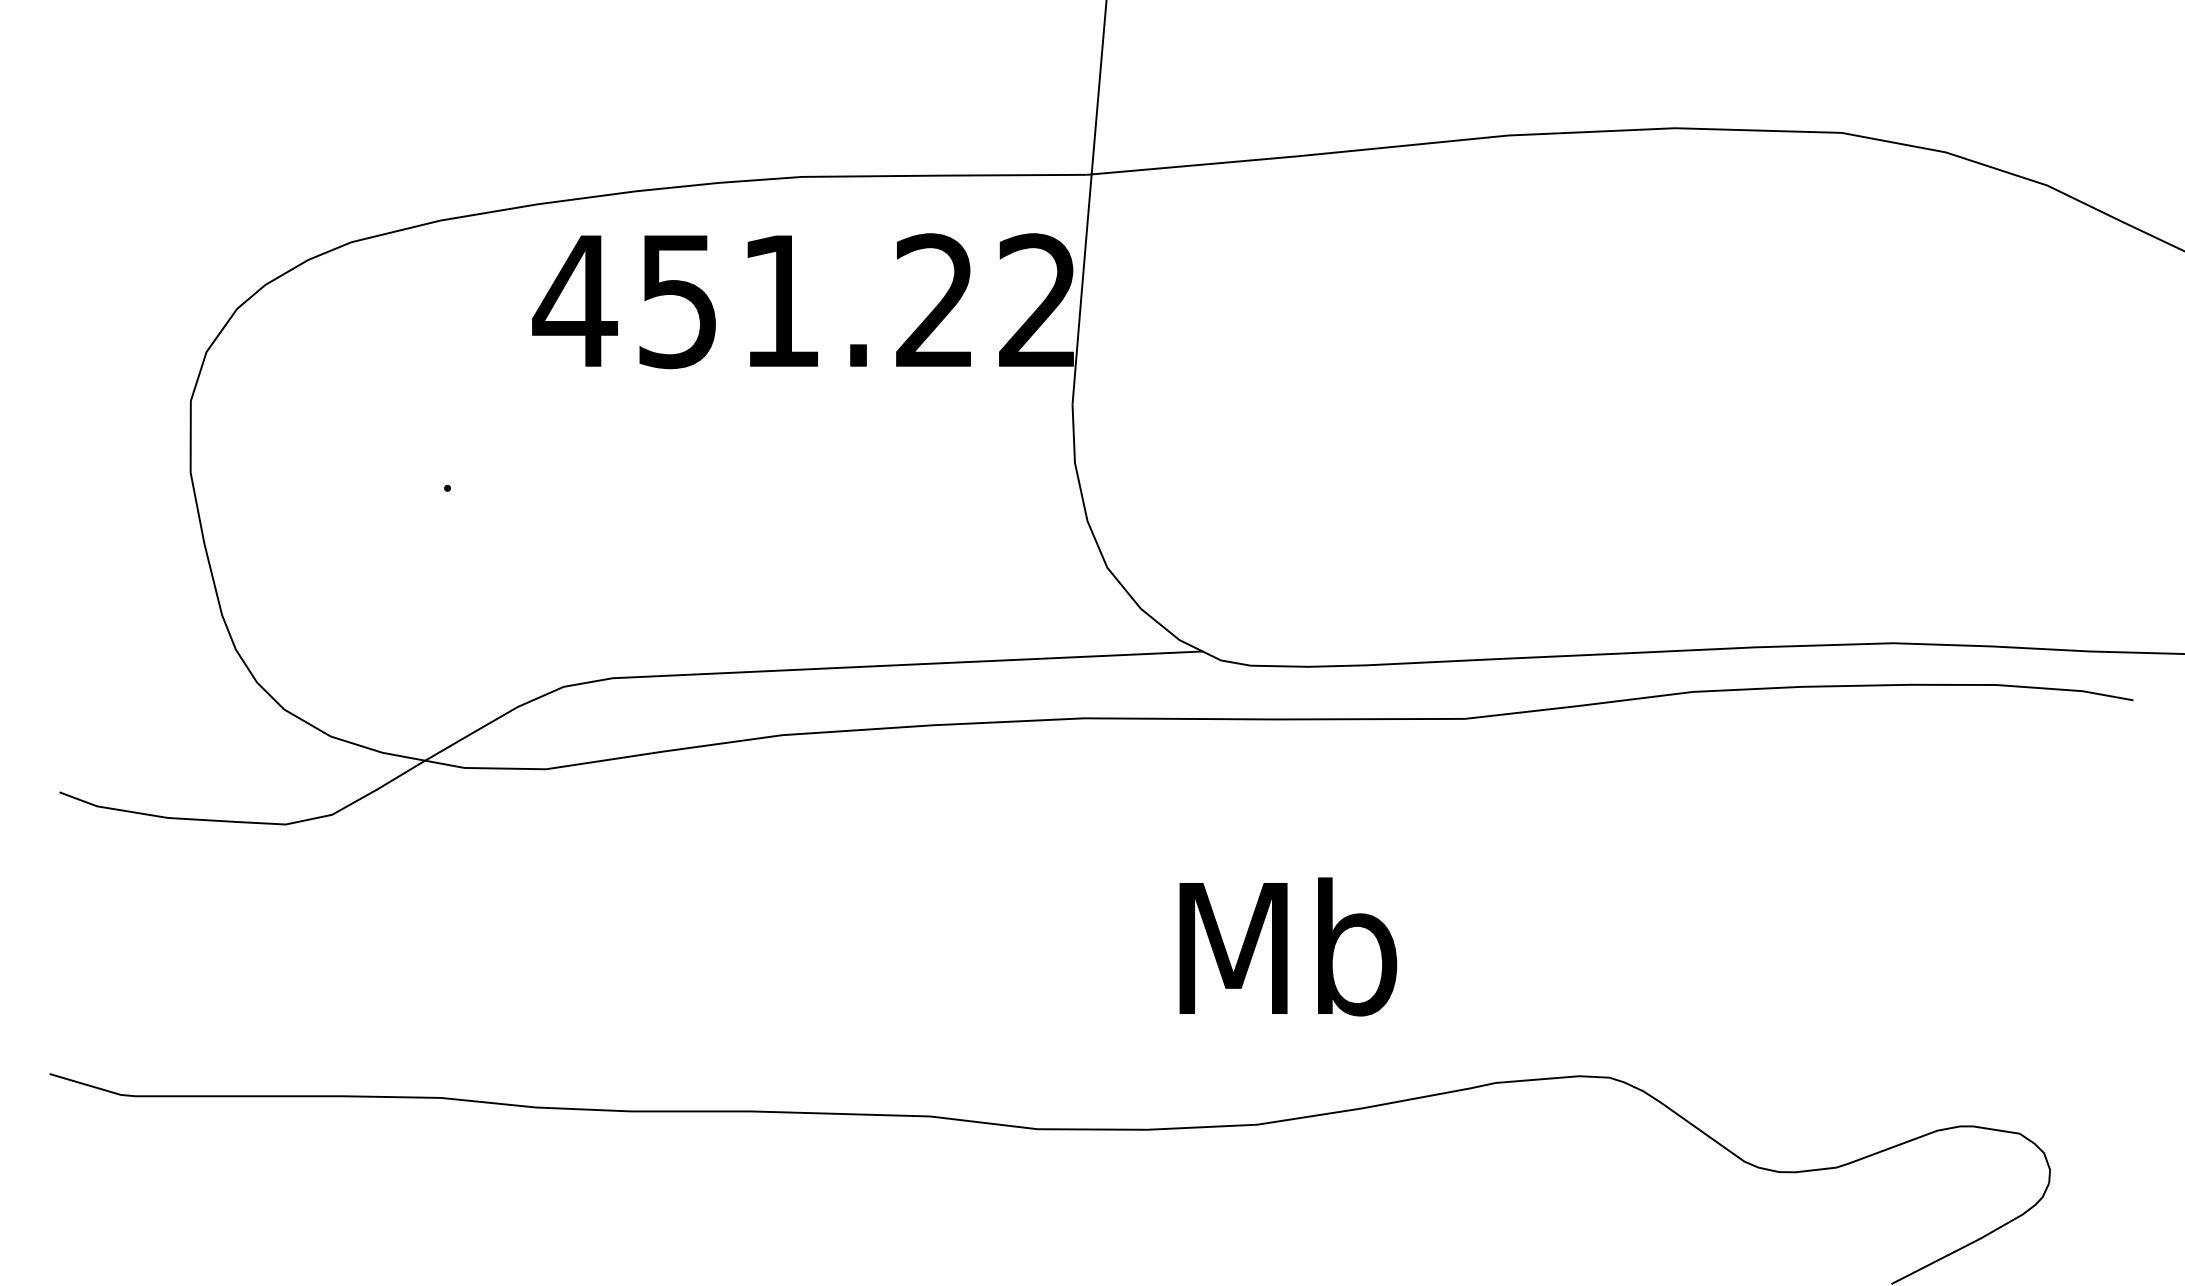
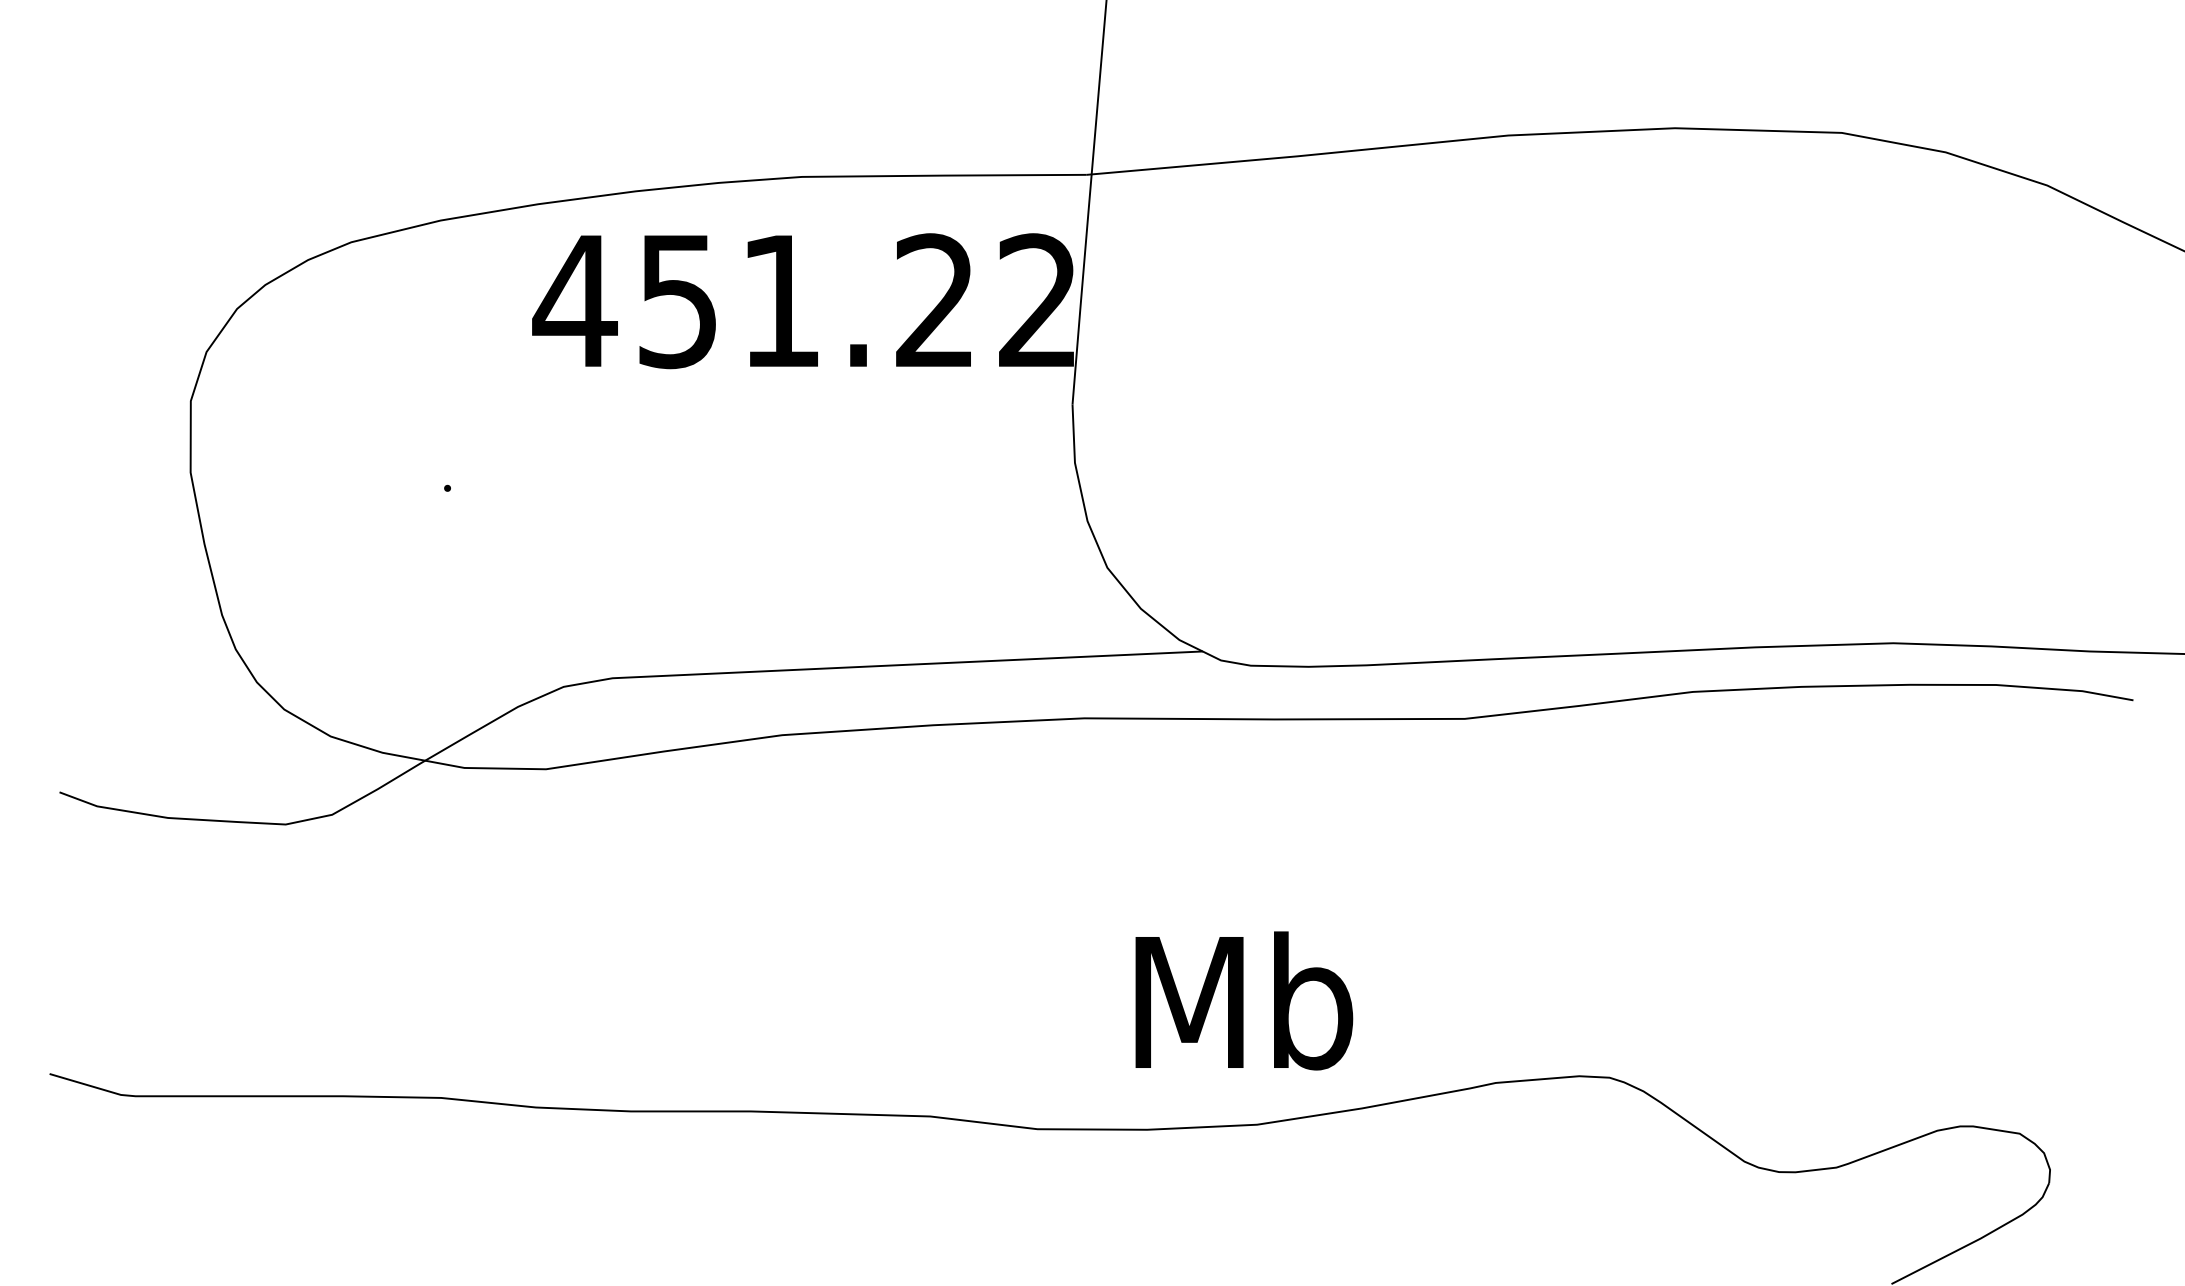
text position: (1288, 946) -> (1244, 1000) (1244, 1000)
